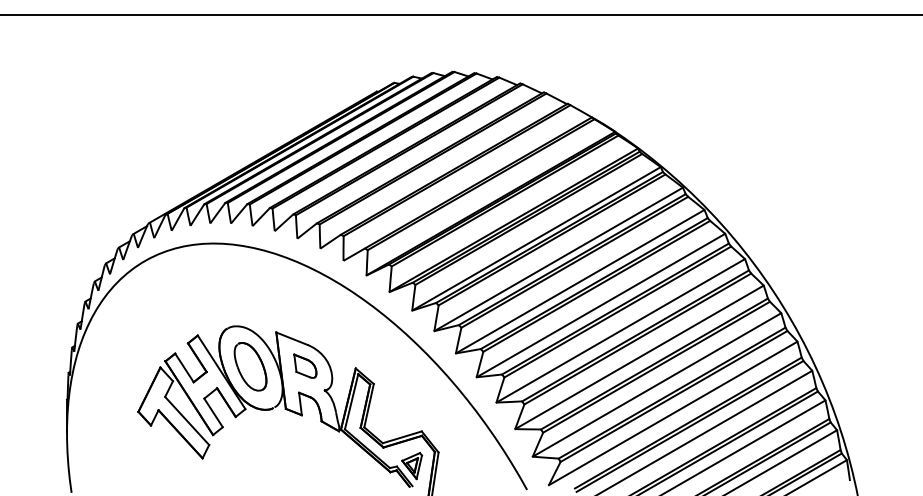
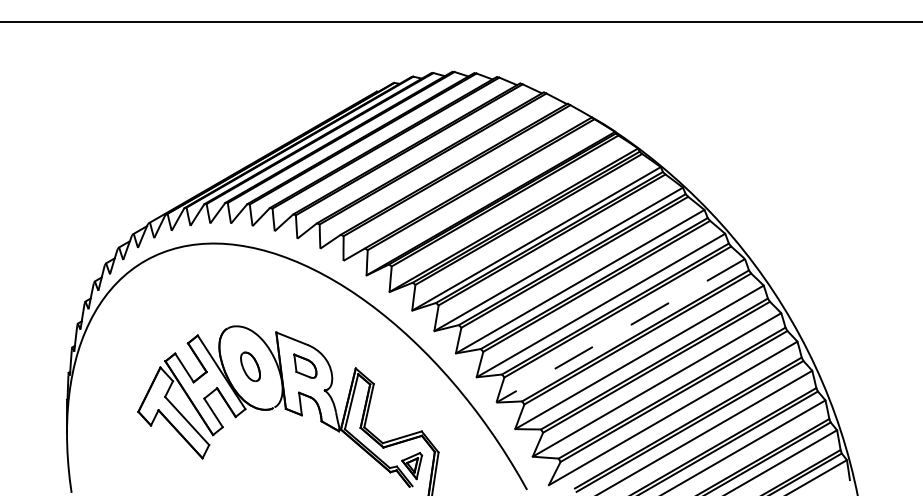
line position: (460, 14) -> (460, 21) (460, 21)
line: solid -> dashed (620, 331)
part size: 35x50 px -> 21x32 px (250, 366)
